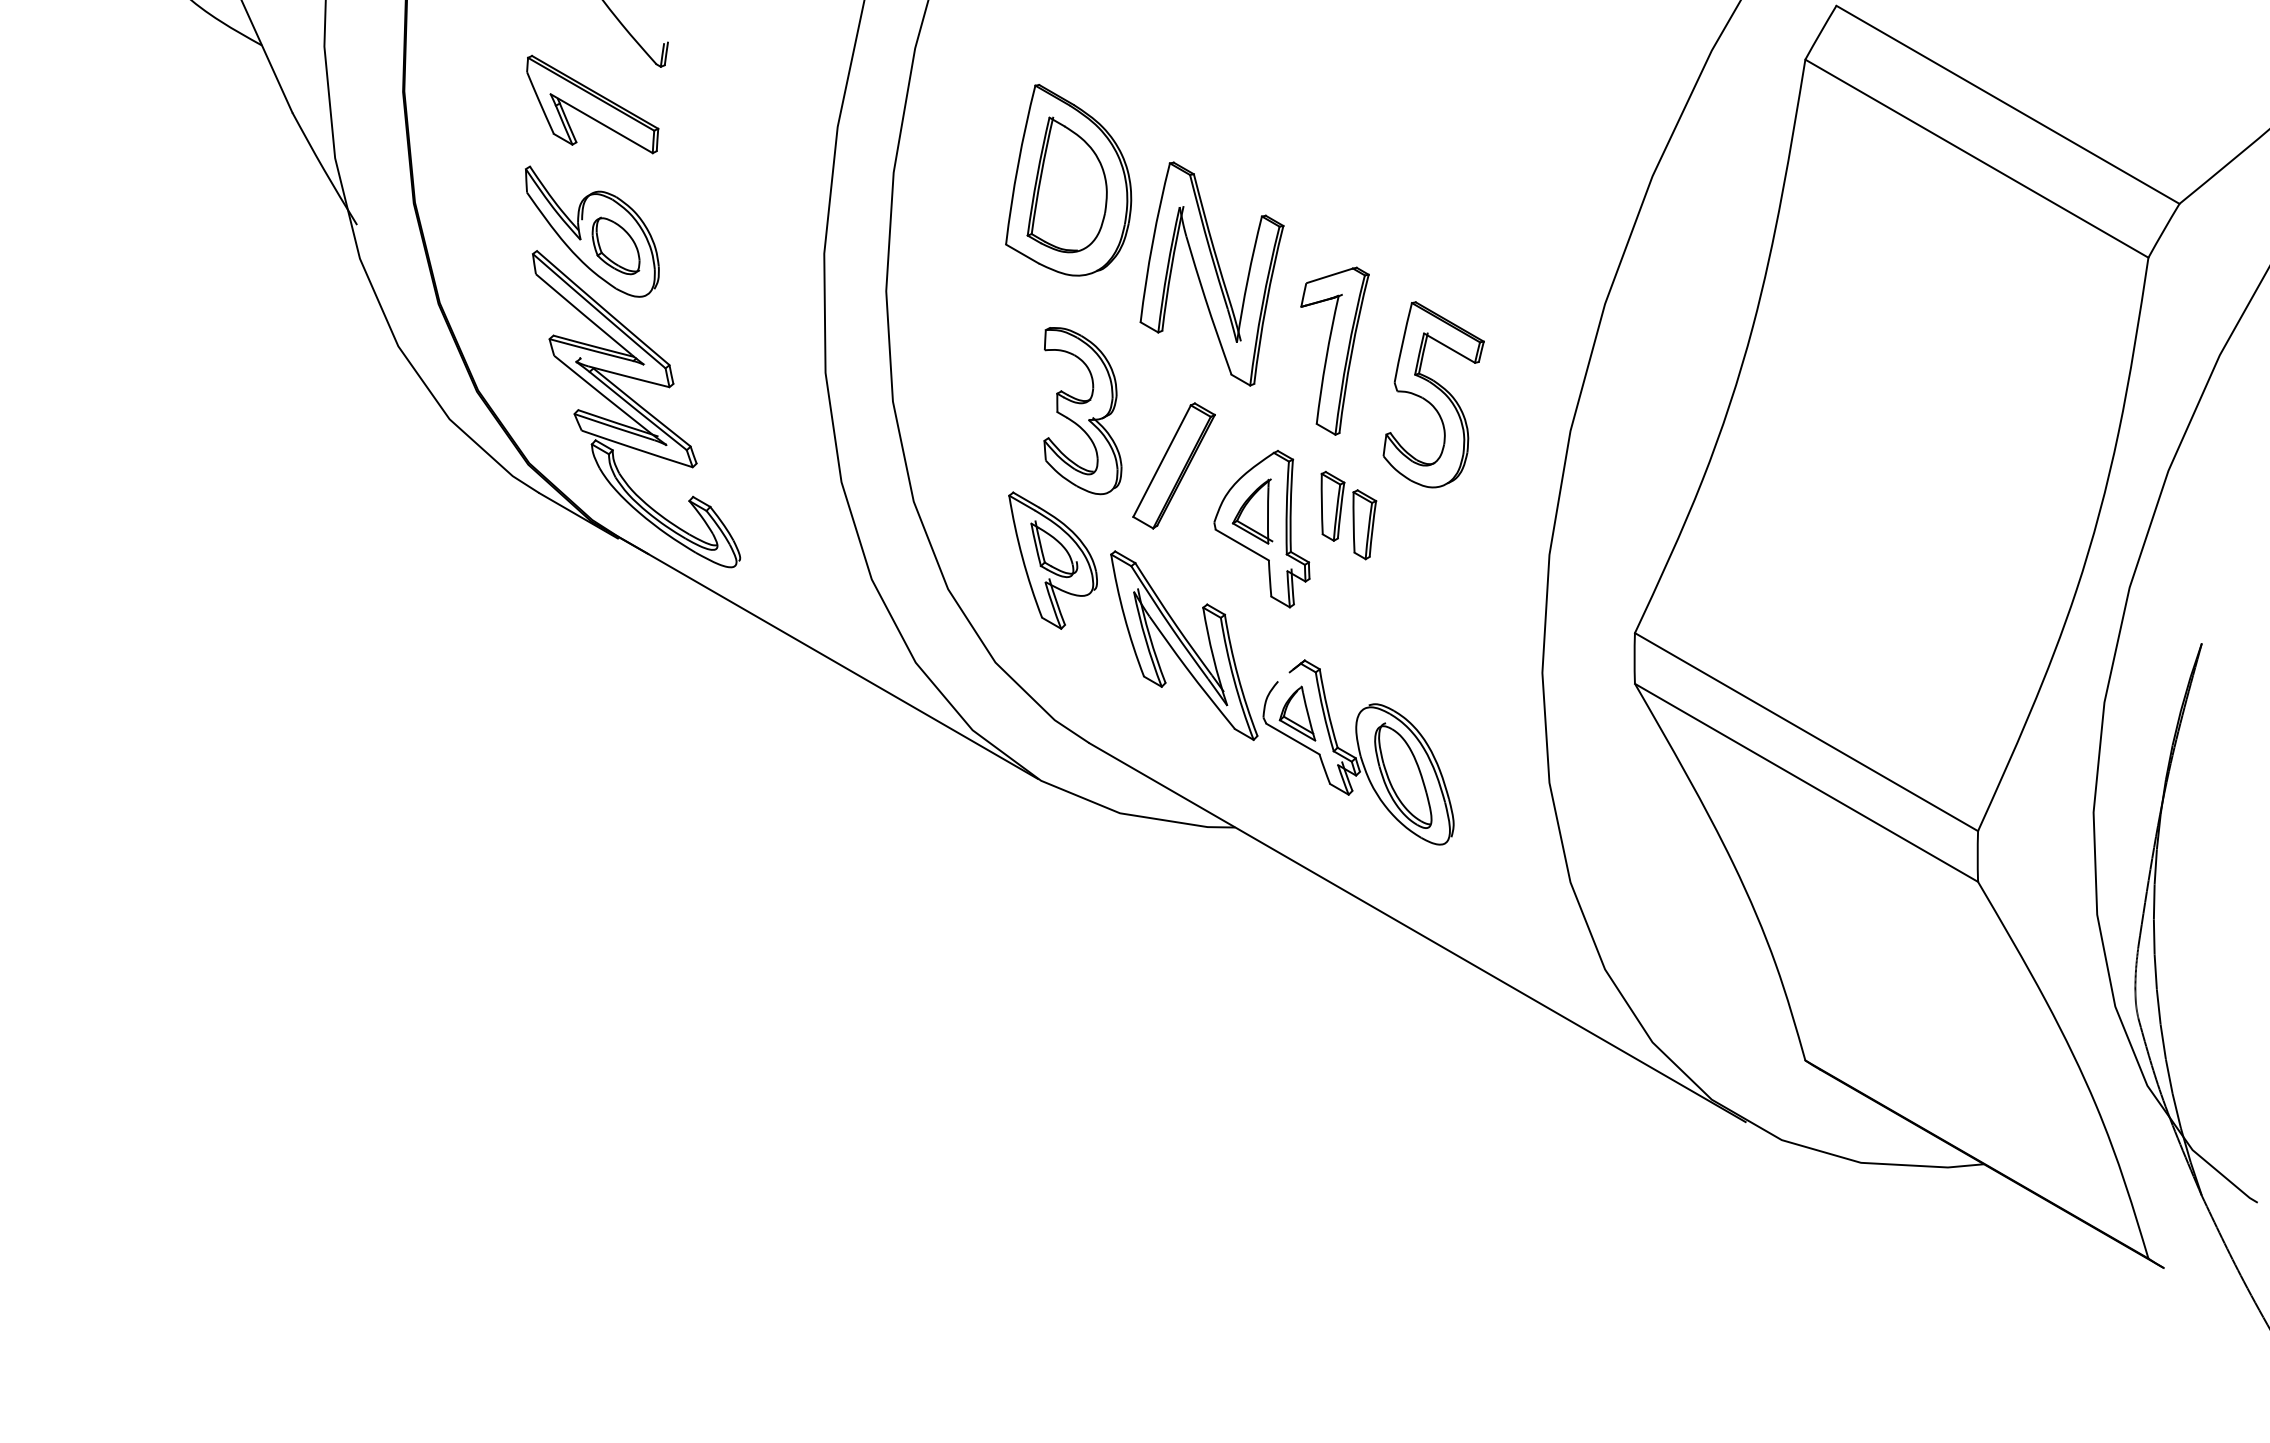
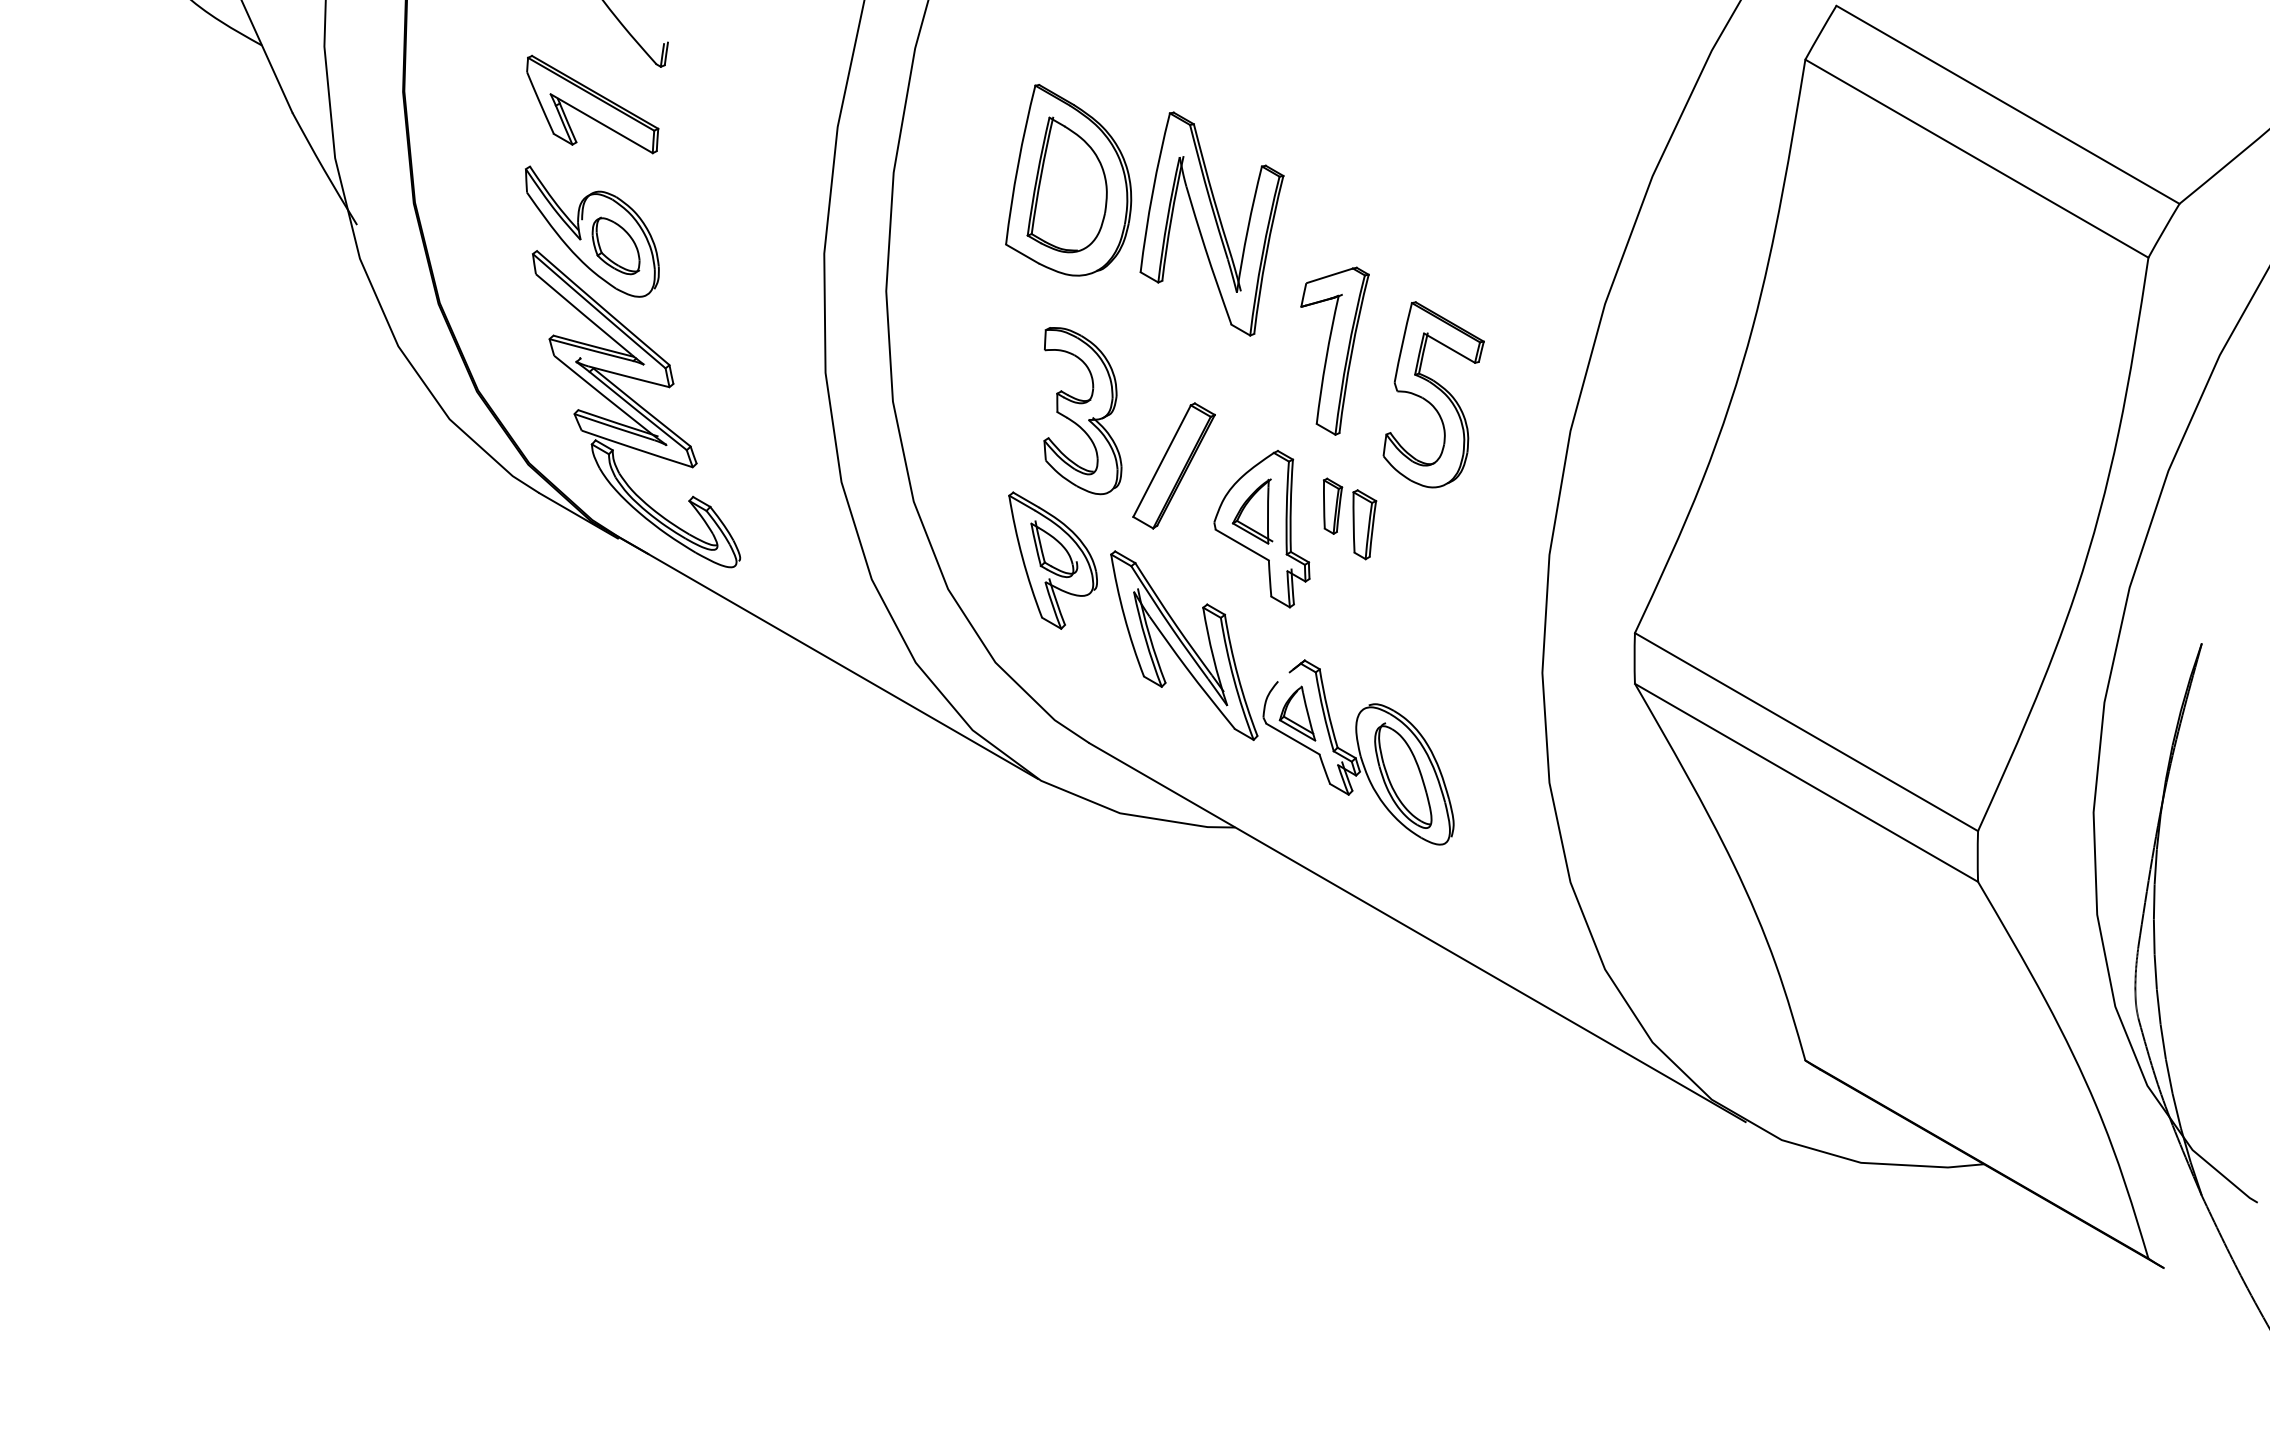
part position: (1211, 273) -> (1211, 223) (1211, 223)
part size: 26x72 px -> 21x58 px (1333, 505)
